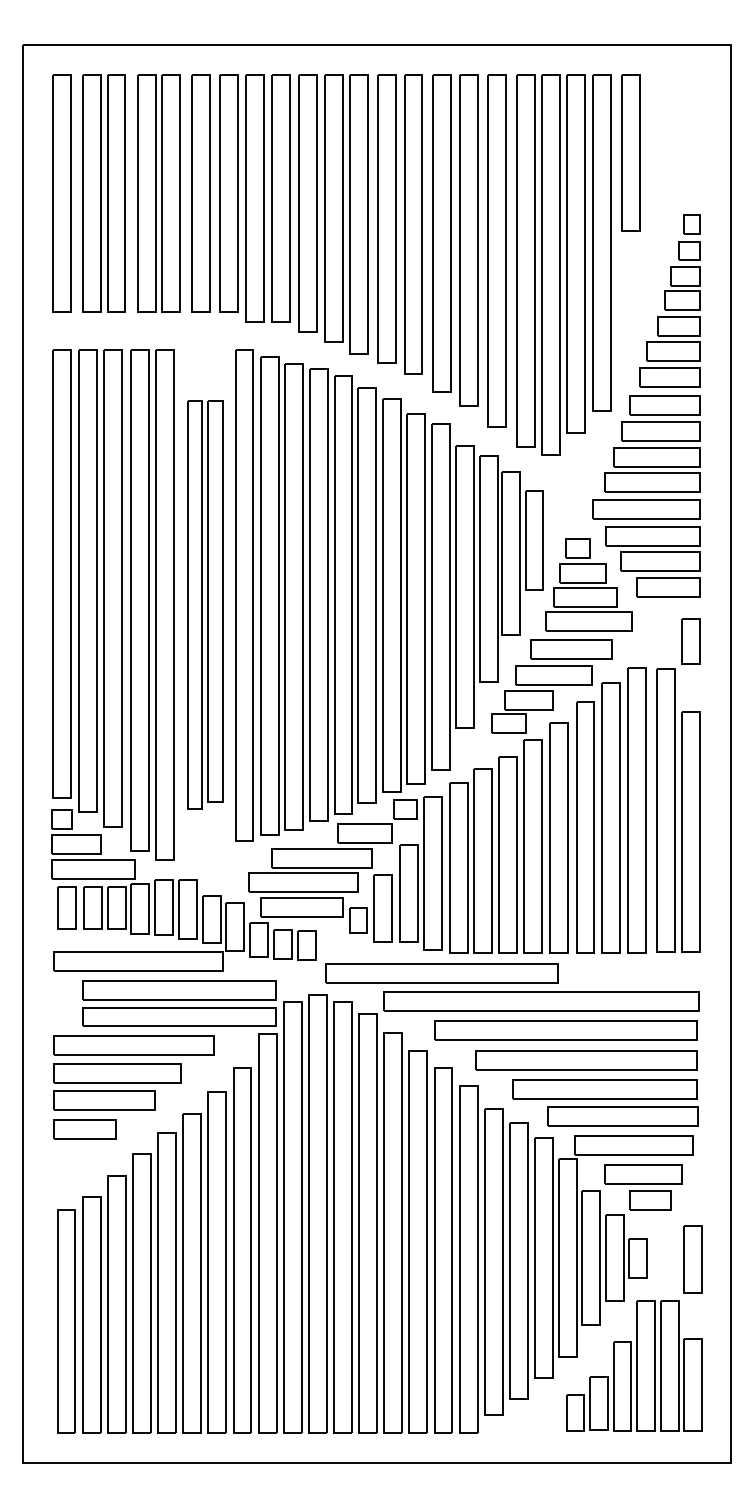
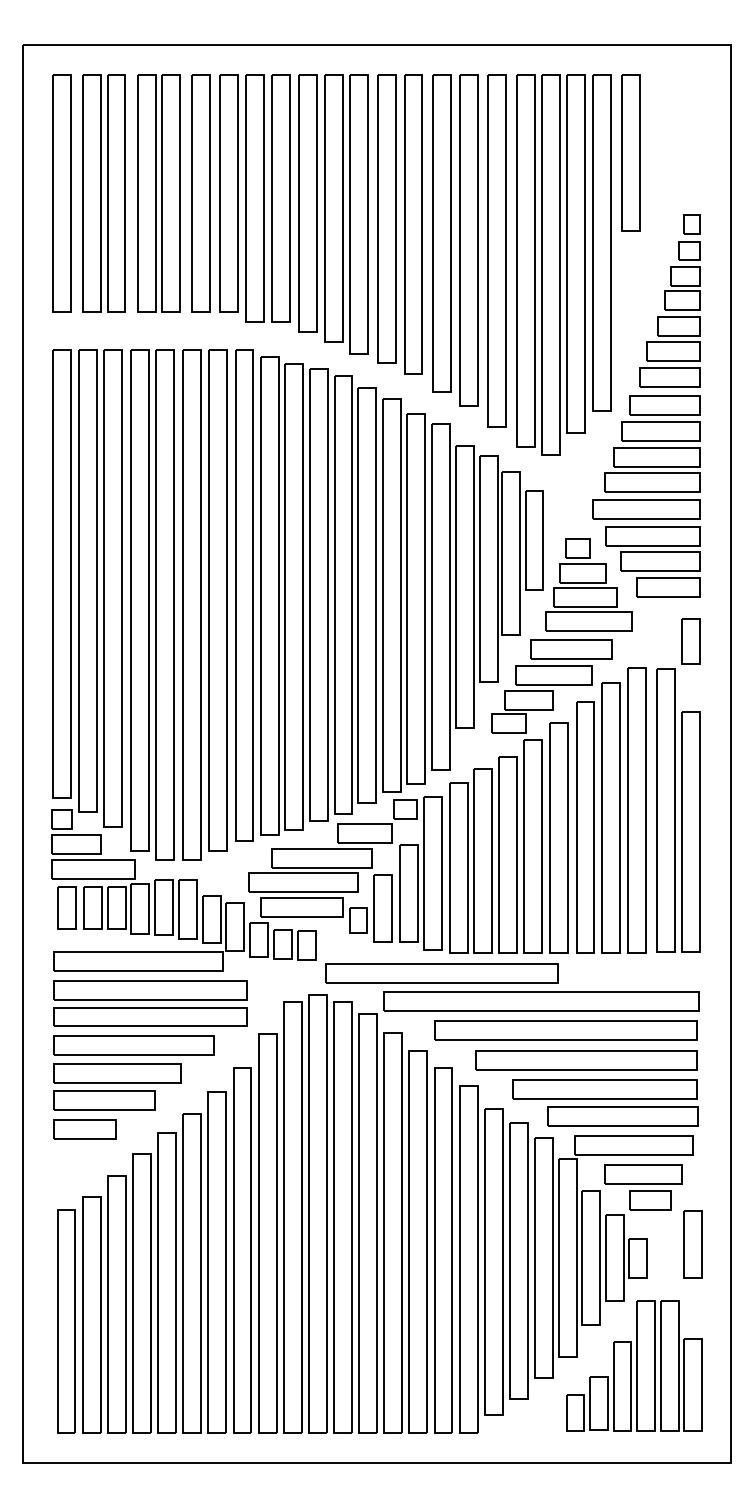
part size: 37x410 px -> 46x512 px (204, 604)
part position: (179, 1003) -> (150, 1003) (150, 1003)
part position: (692, 1259) -> (692, 1244) (692, 1244)
